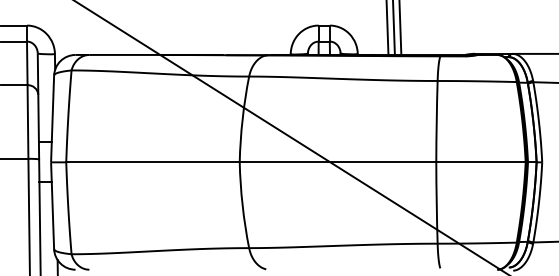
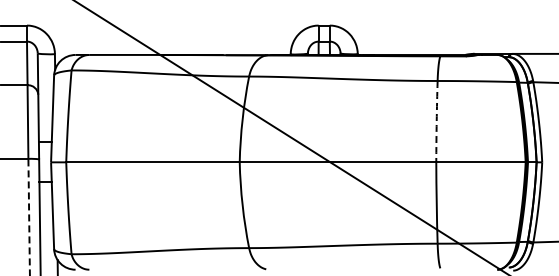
line: present -> none (387, 28)
line: present -> none (393, 28)
line: present -> none (400, 28)
arc: solid -> dashed (436, 121)
line: solid -> dashed (29, 216)
